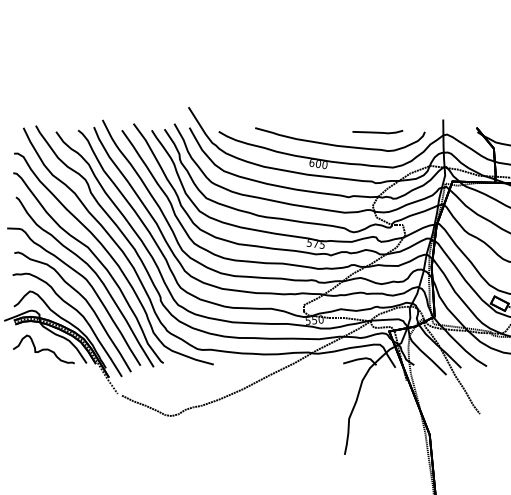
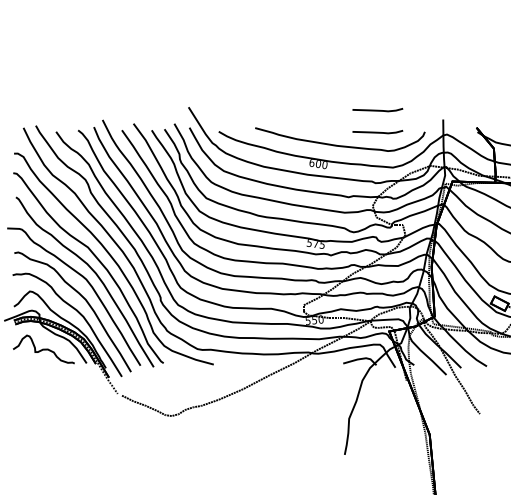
curve: none -> present (377, 110)
